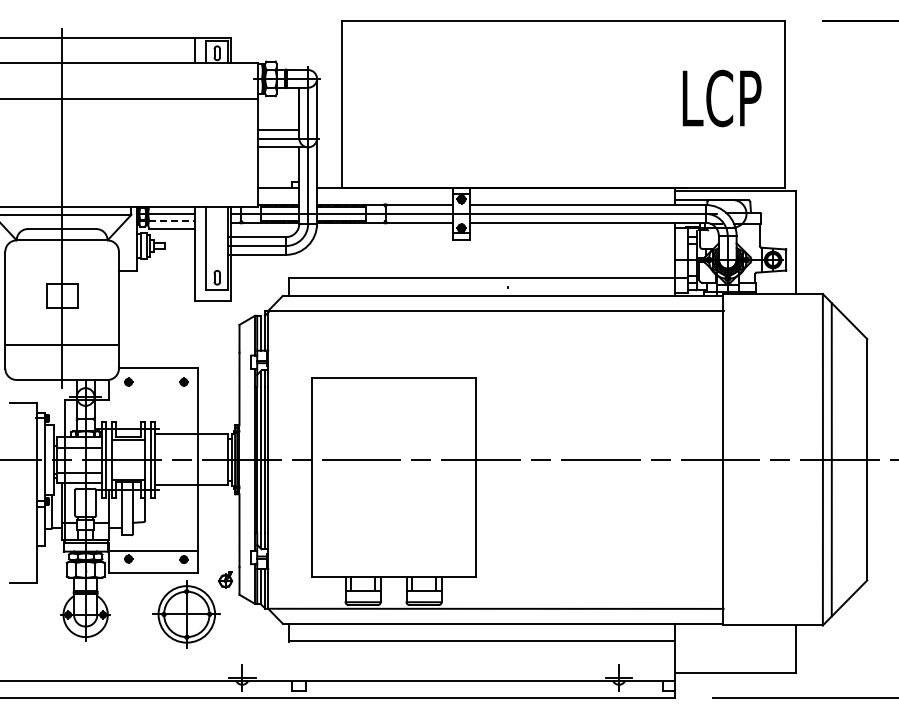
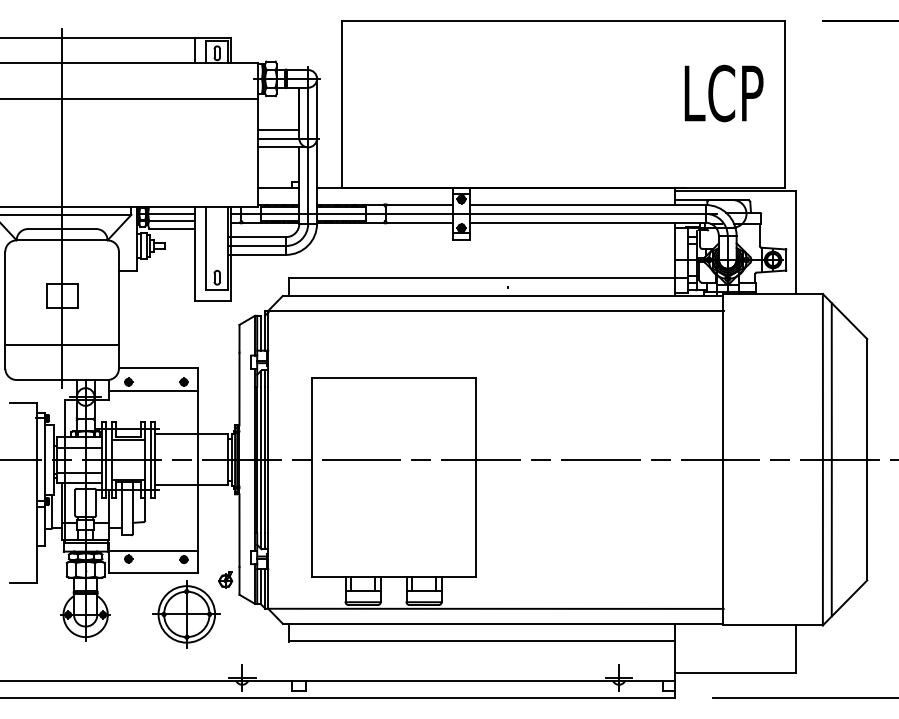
text position: (721, 98) -> (723, 93) (723, 93)
line: dashed -> solid (172, 221)
line: none -> present (153, 390)
